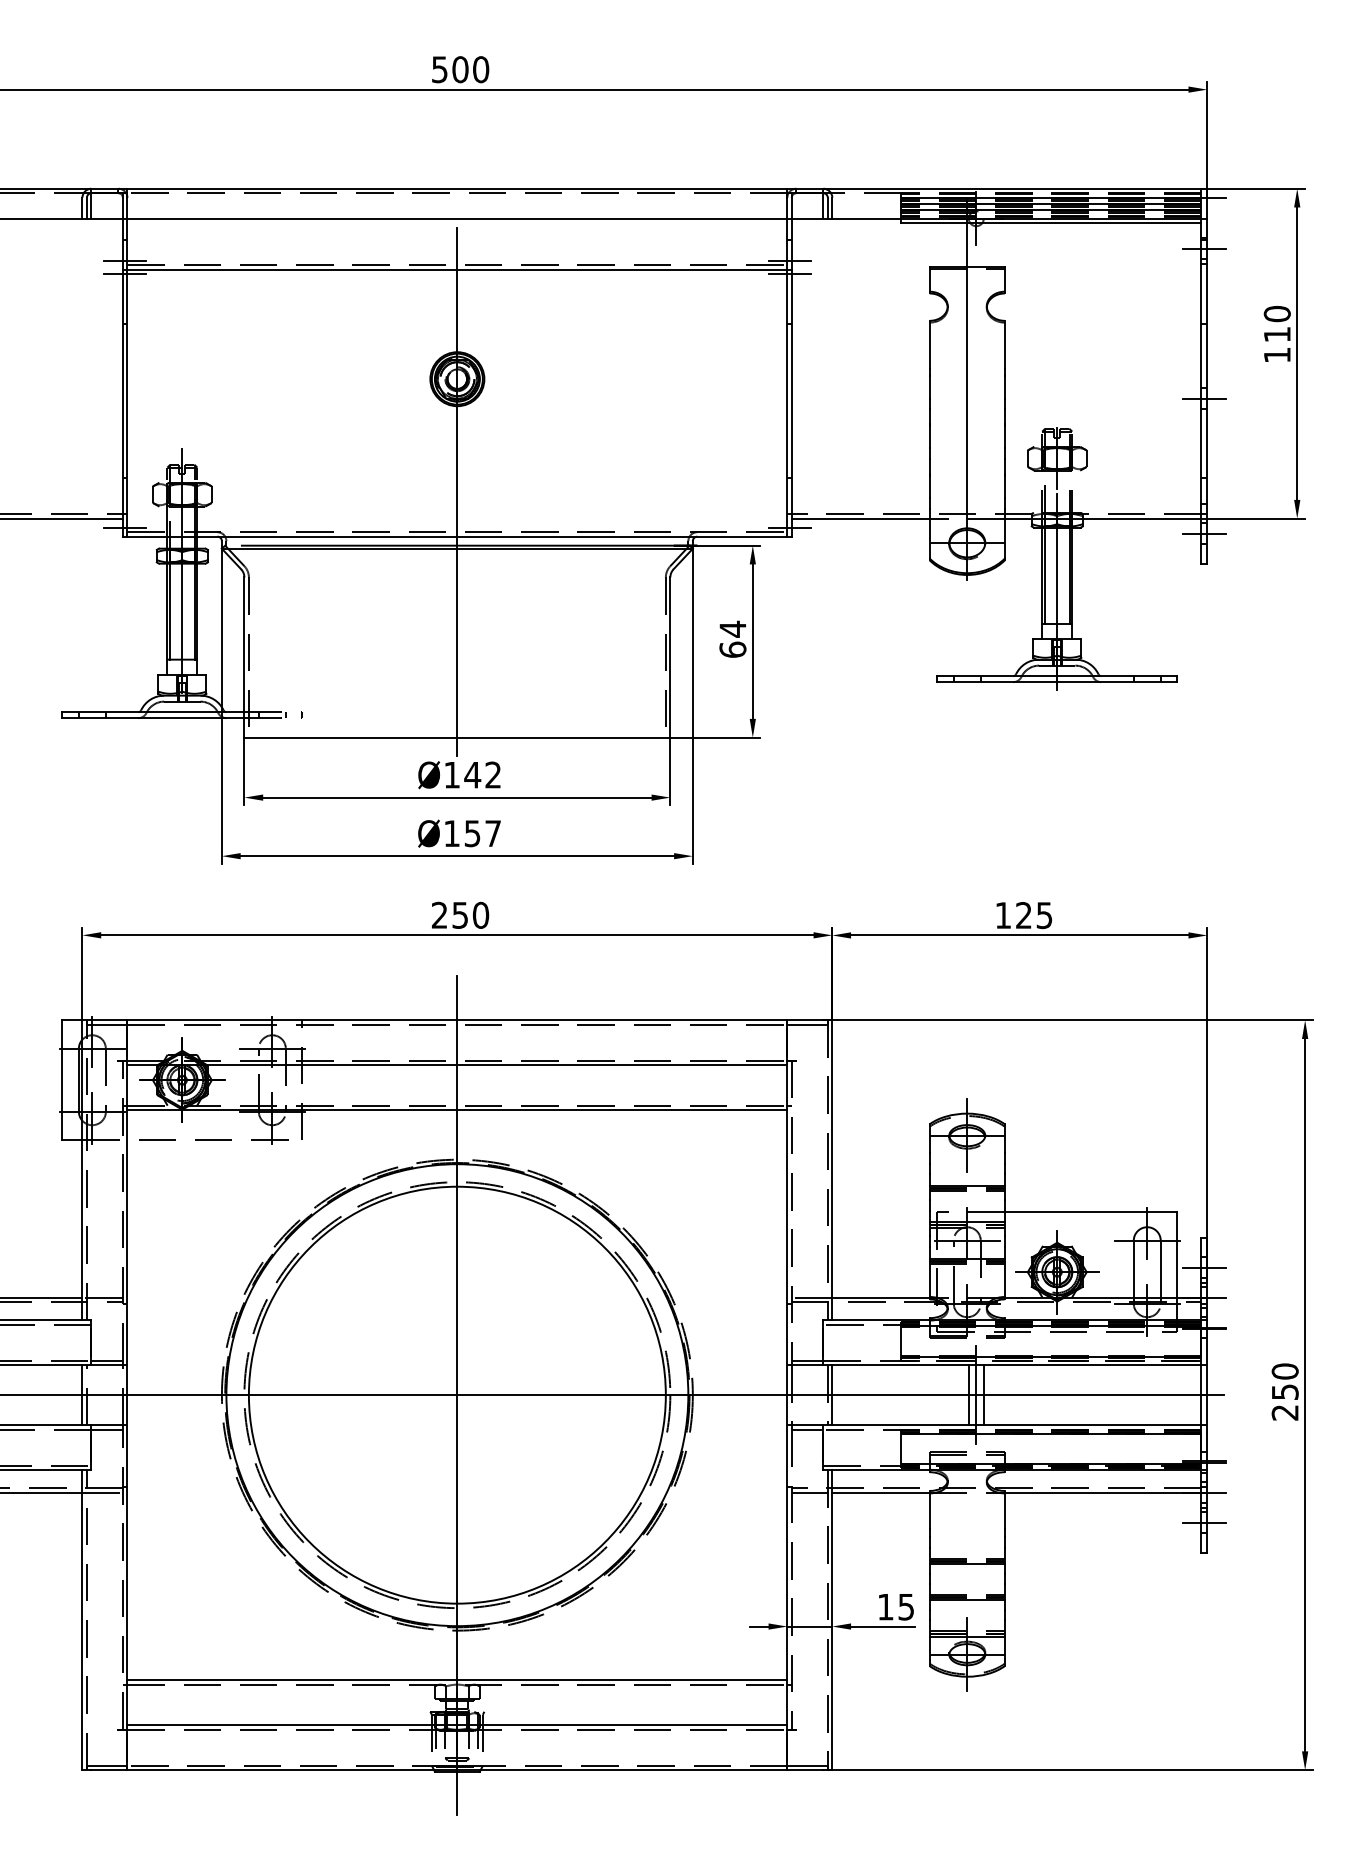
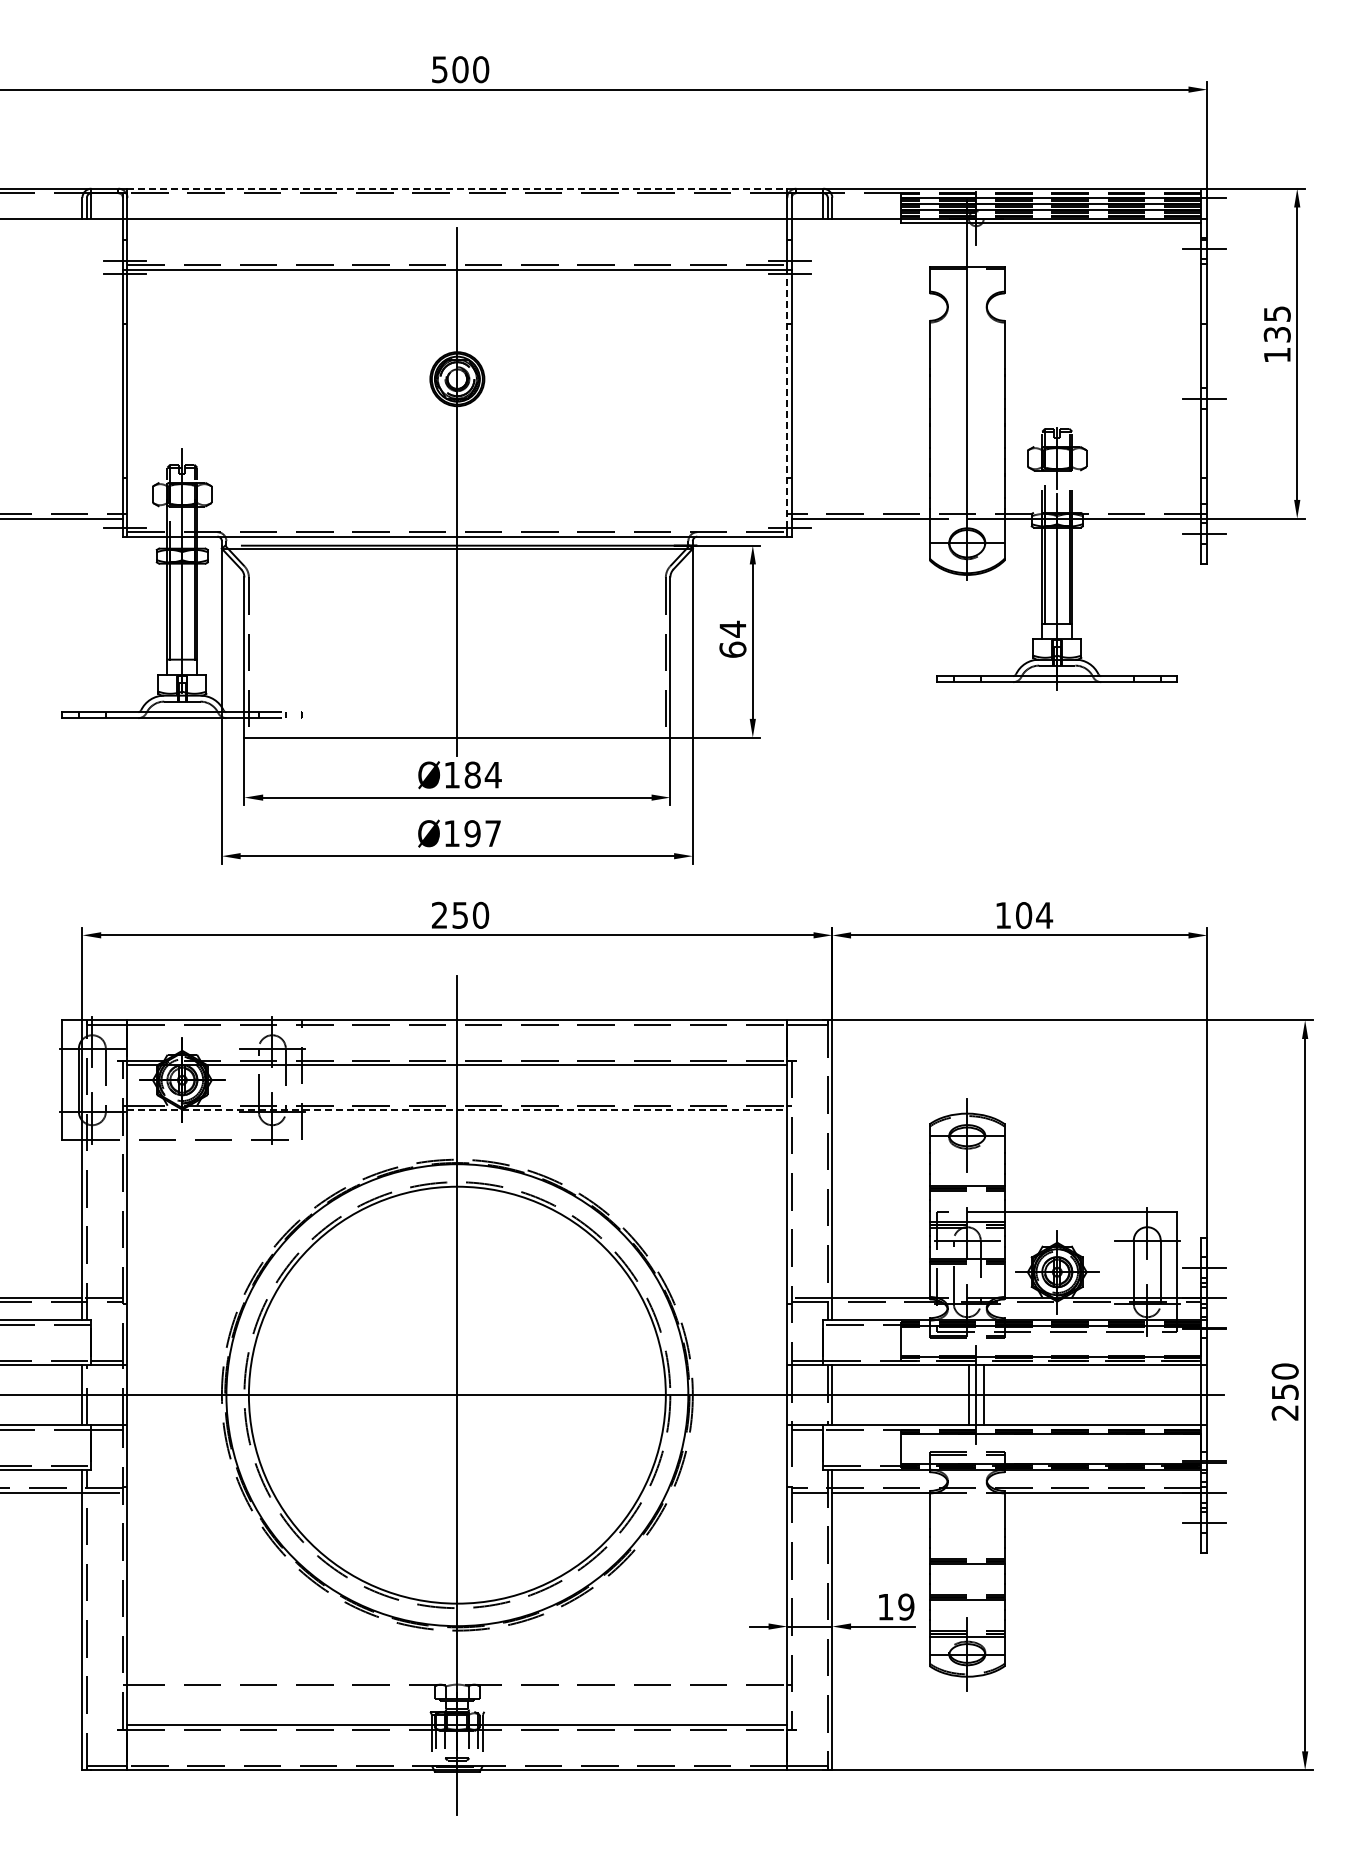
line: solid -> dashed (457, 188)
text: 110 -> 135 (1276, 324)
line: solid -> dashed (787, 400)
text: 142 -> 184 (482, 774)
text: 157 -> 197 (472, 833)
text: 125 -> 104 (1034, 915)
line: solid -> dashed (457, 1110)
text: 15 -> 19 (906, 1606)
line: present -> none (457, 1680)
